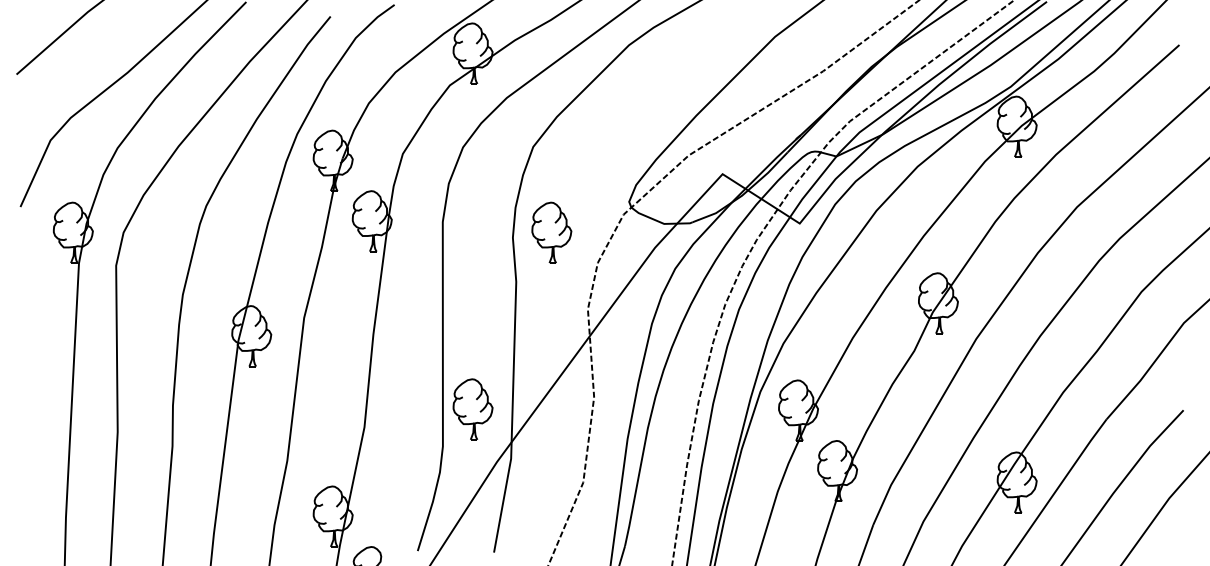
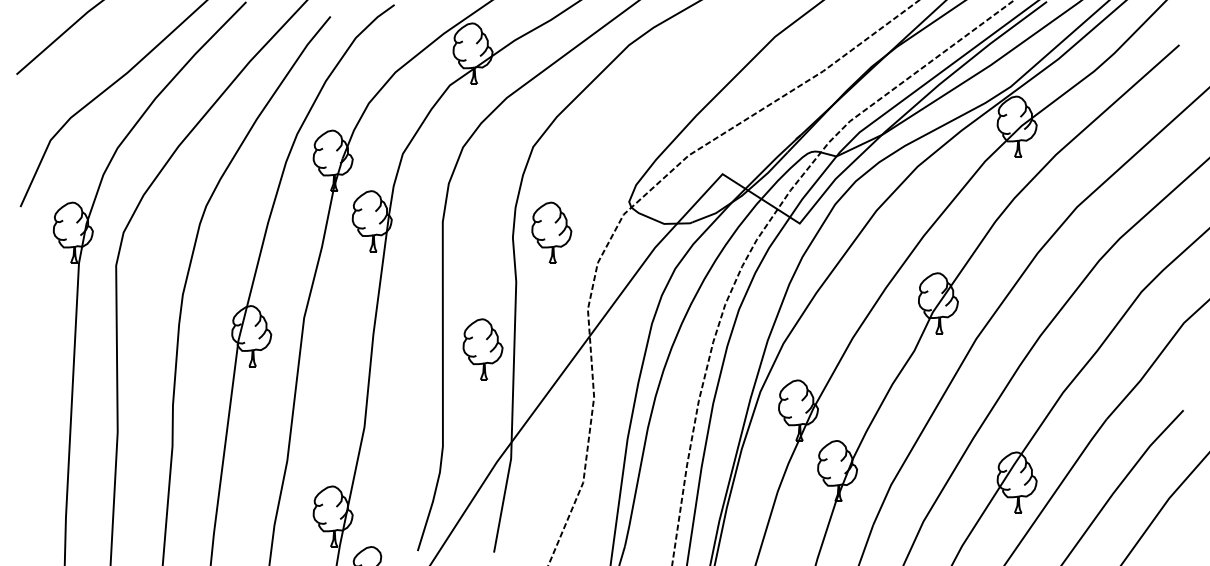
part position: (472, 409) -> (482, 349) (482, 349)
